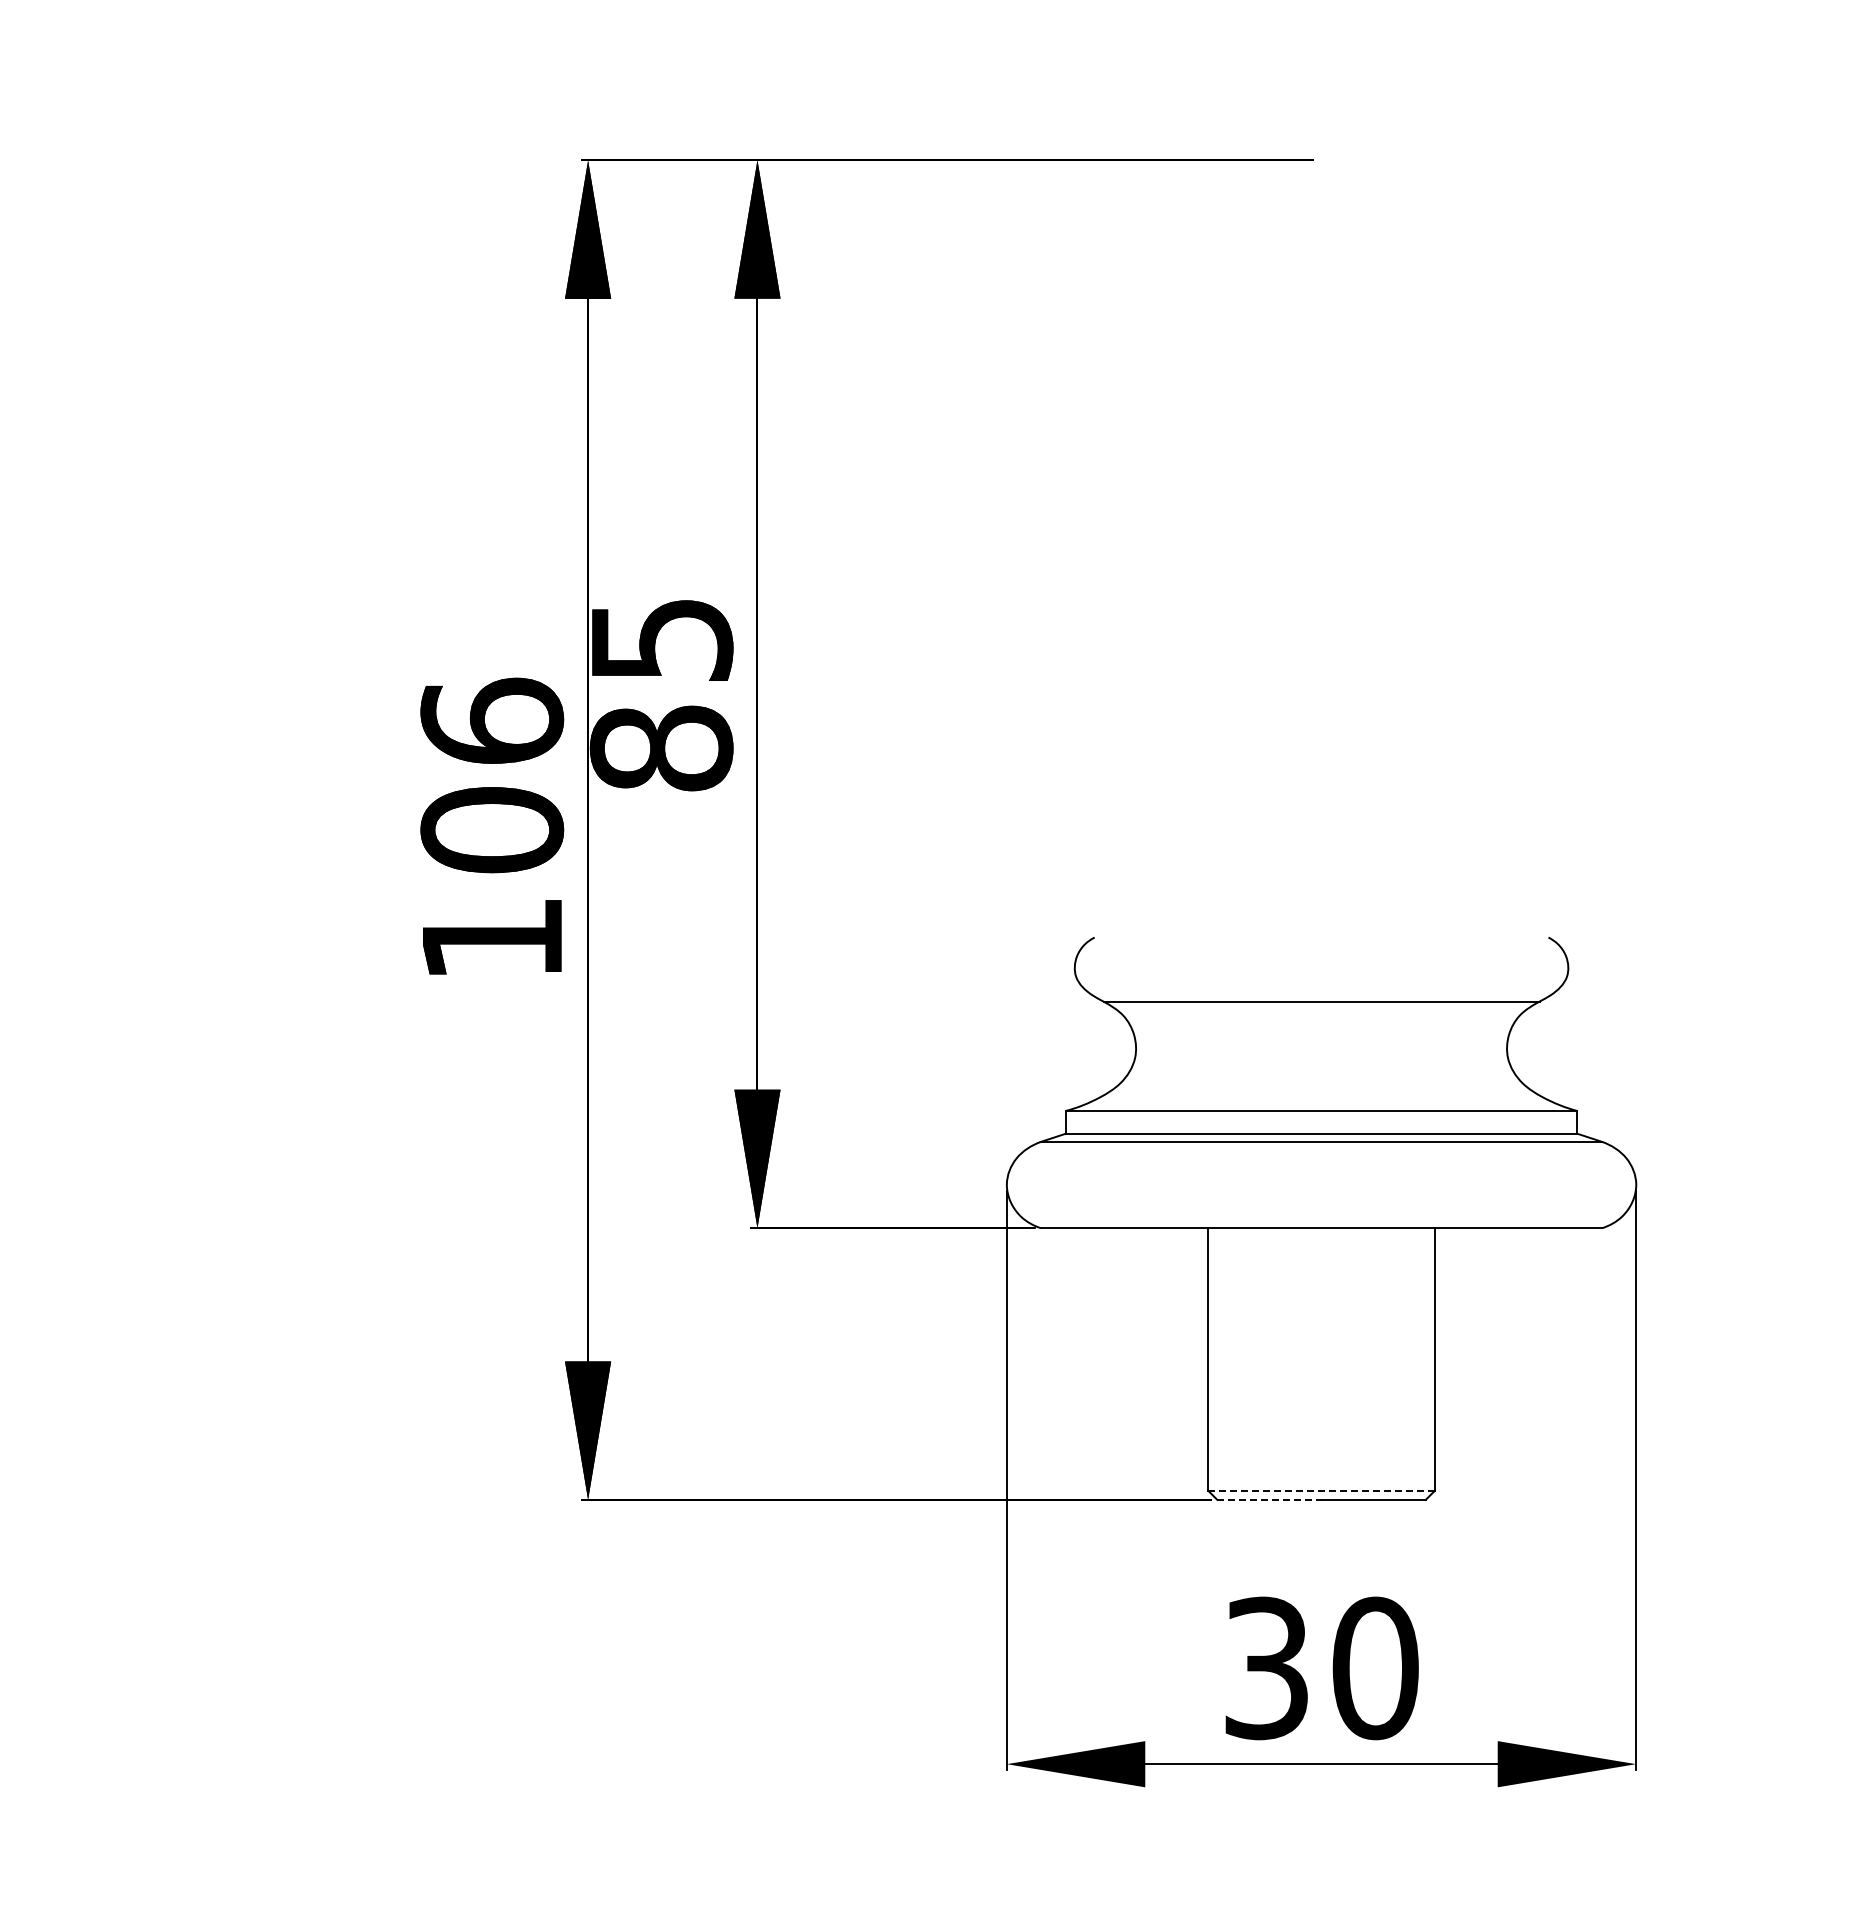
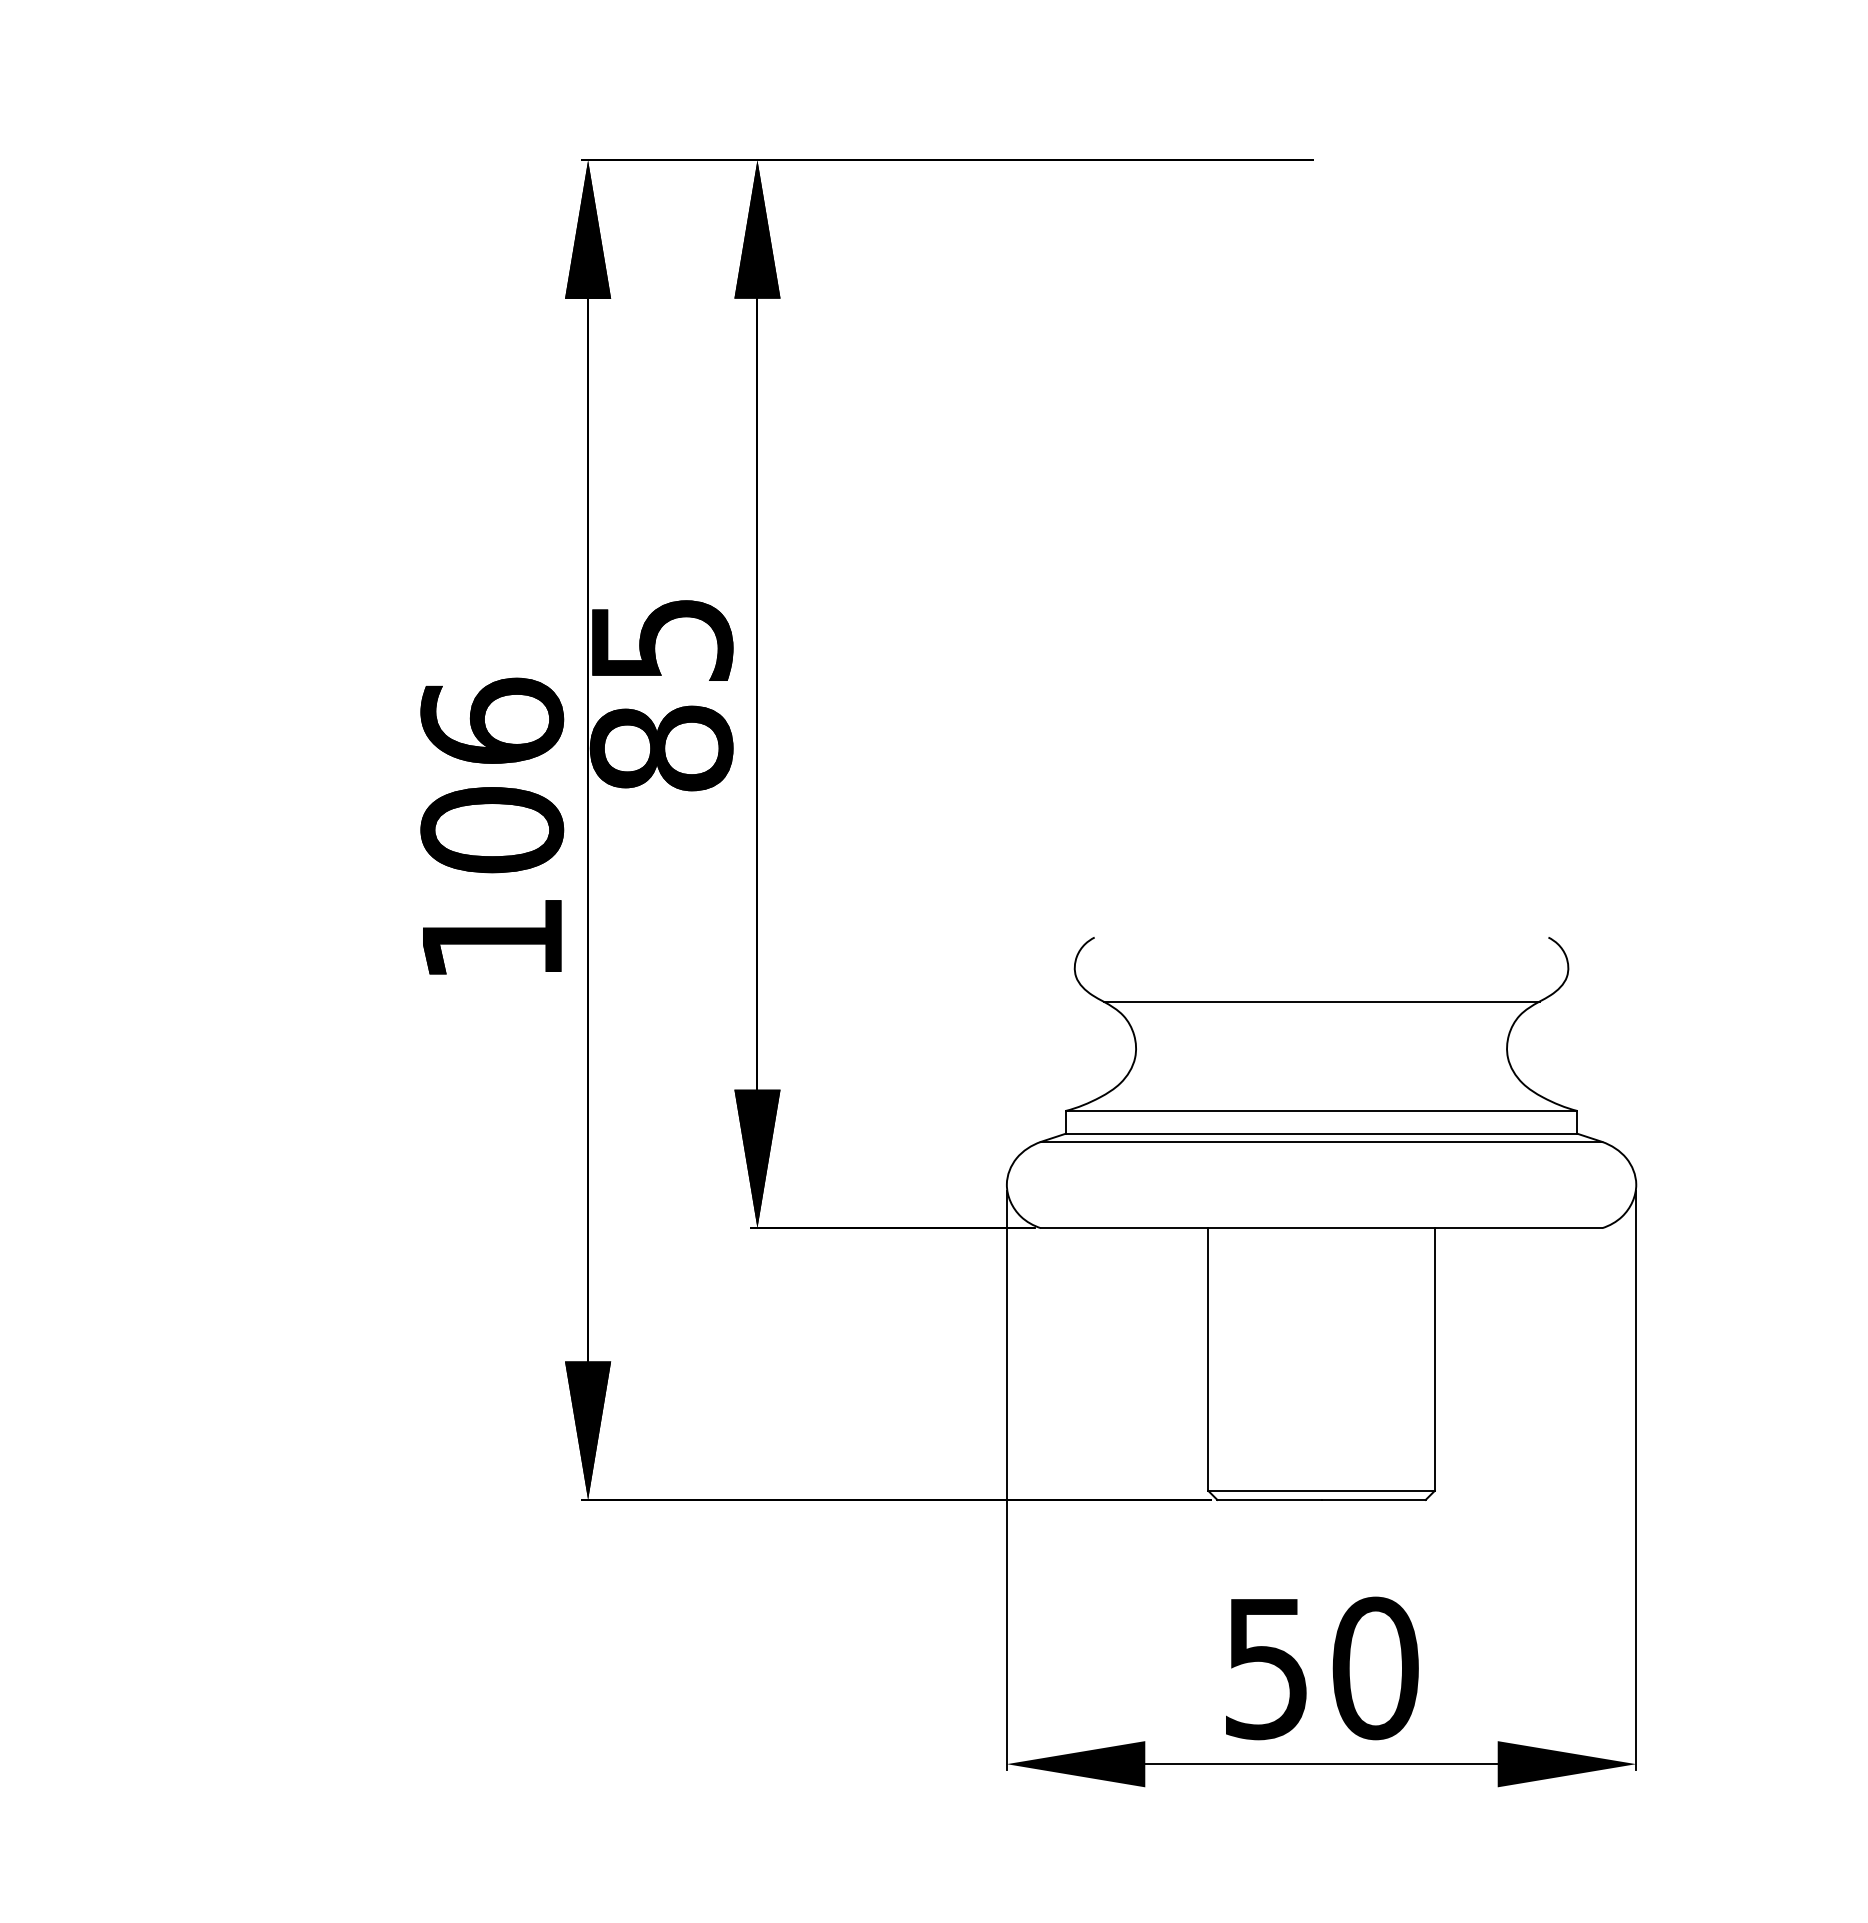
line: dashed -> solid (1321, 1490)
line: dashed -> solid (1269, 1499)
text: 30 -> 50 (1266, 1667)
